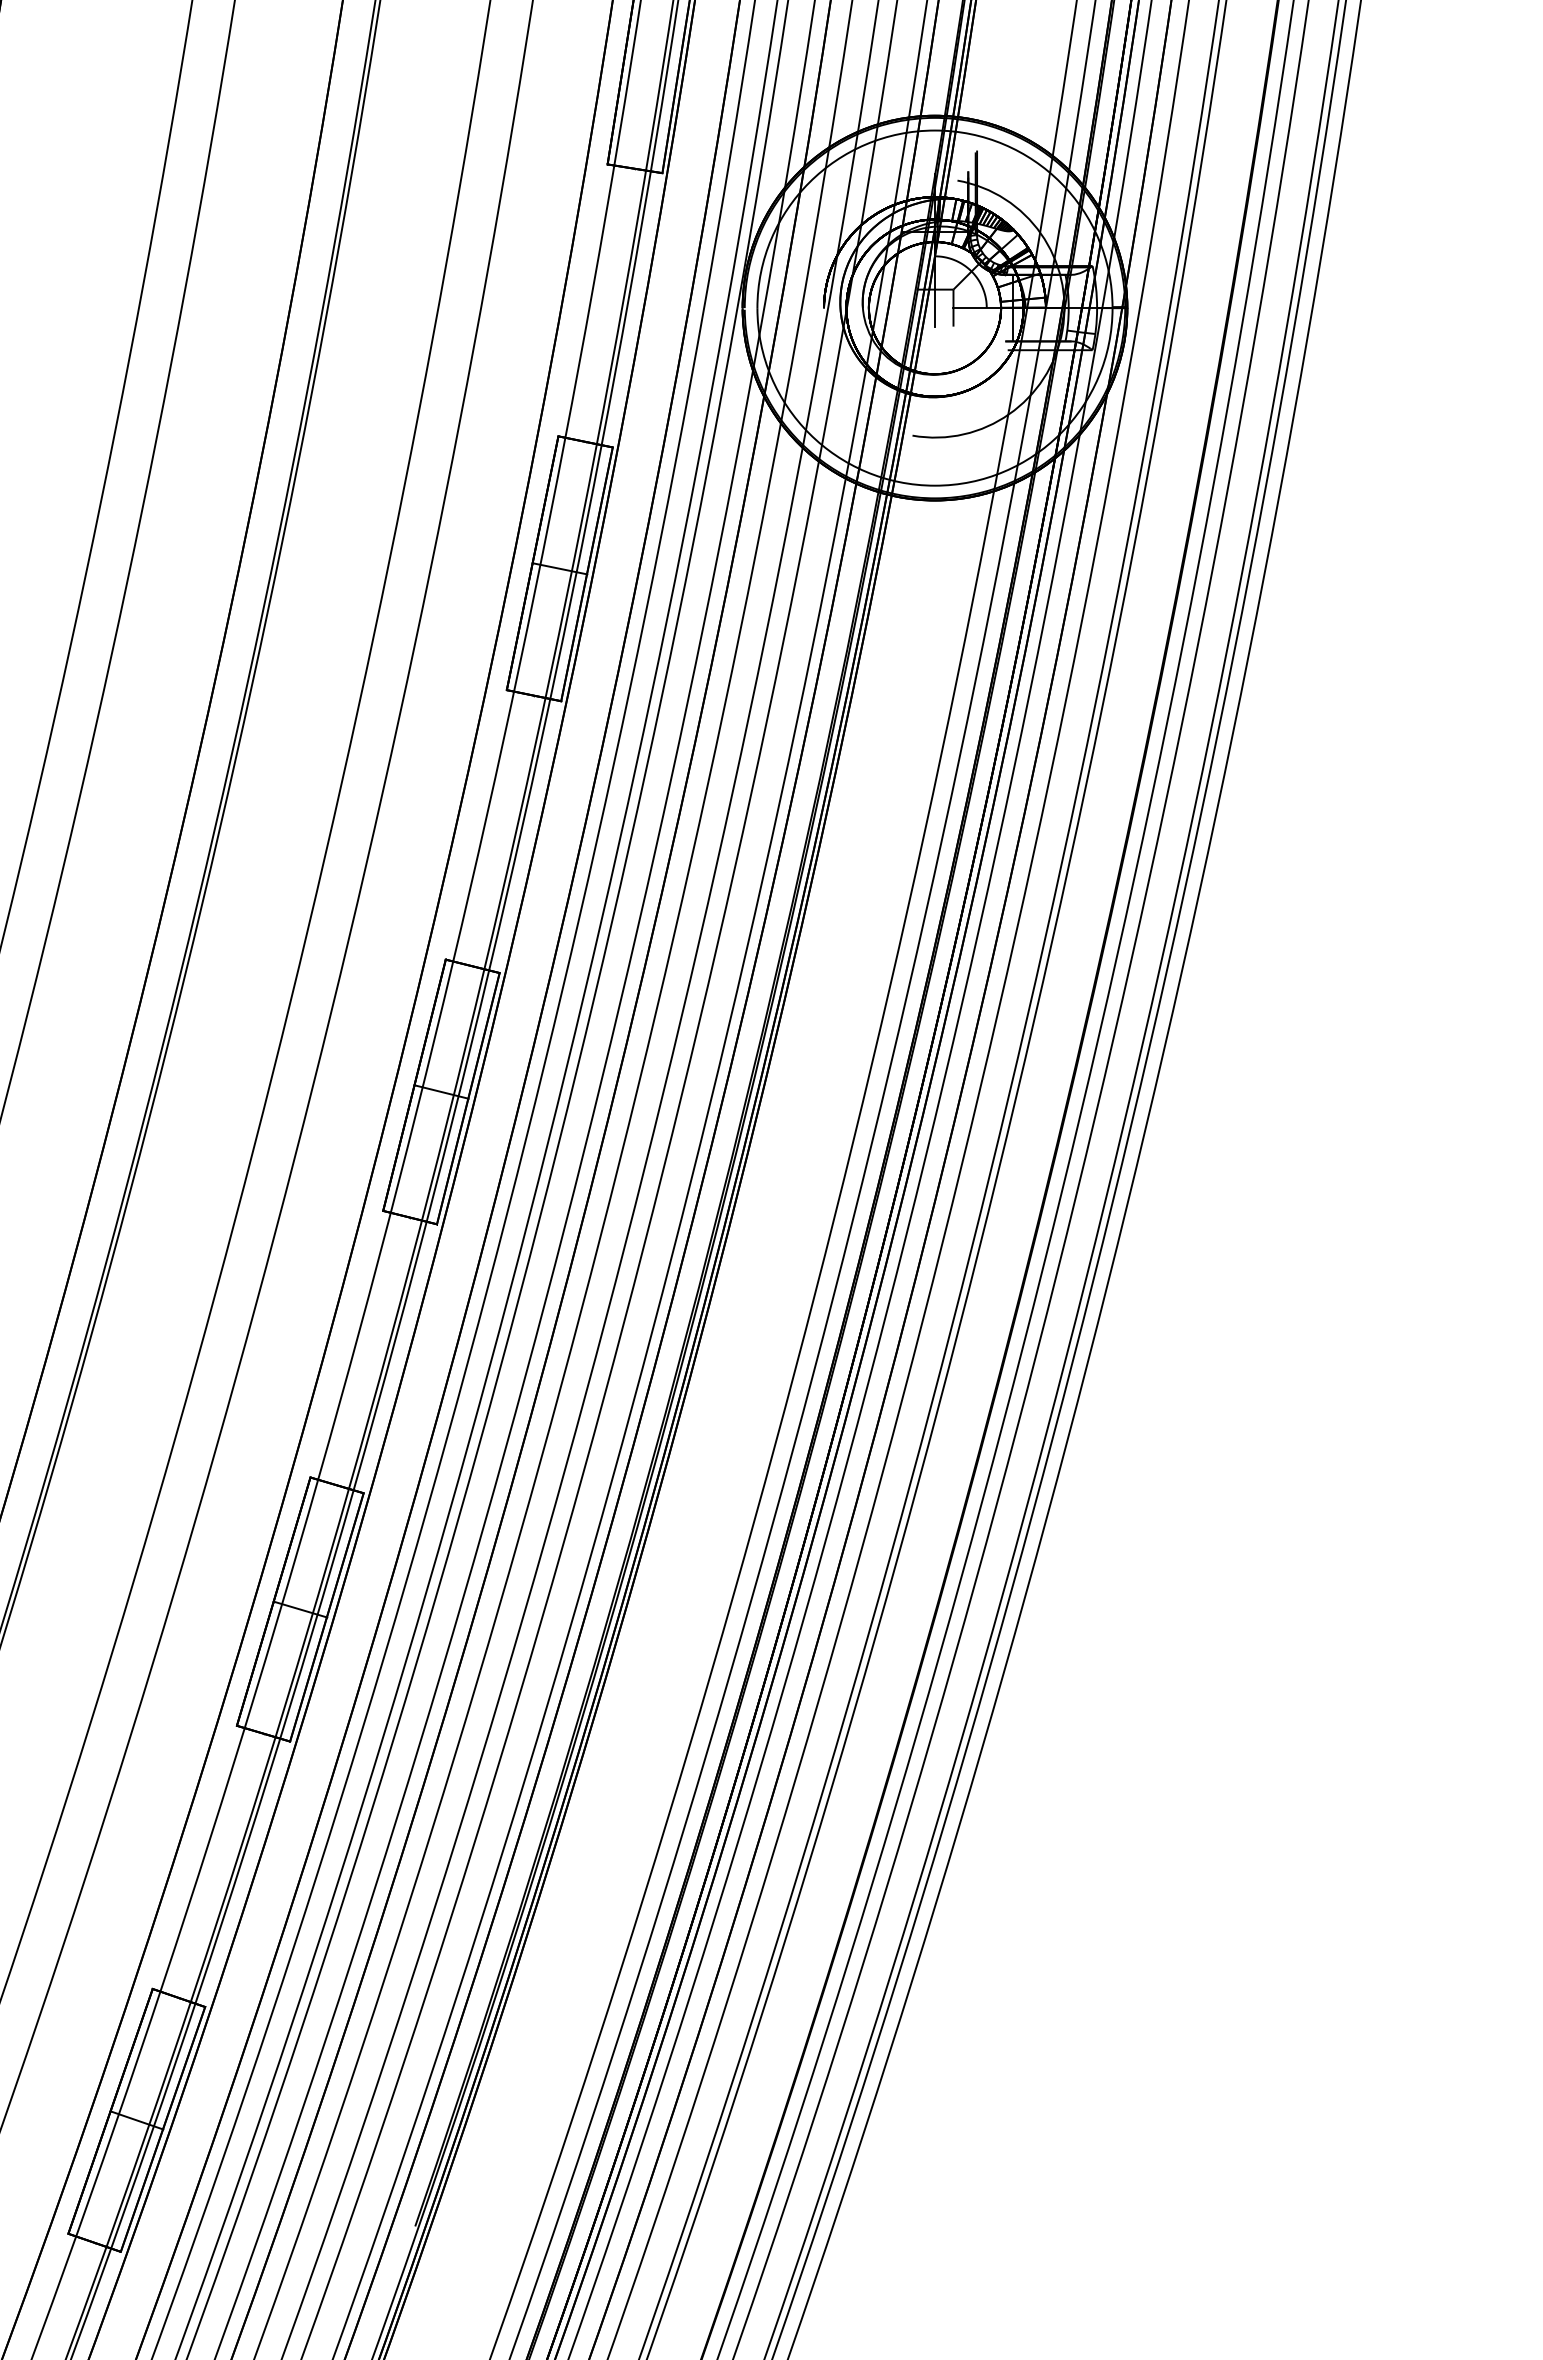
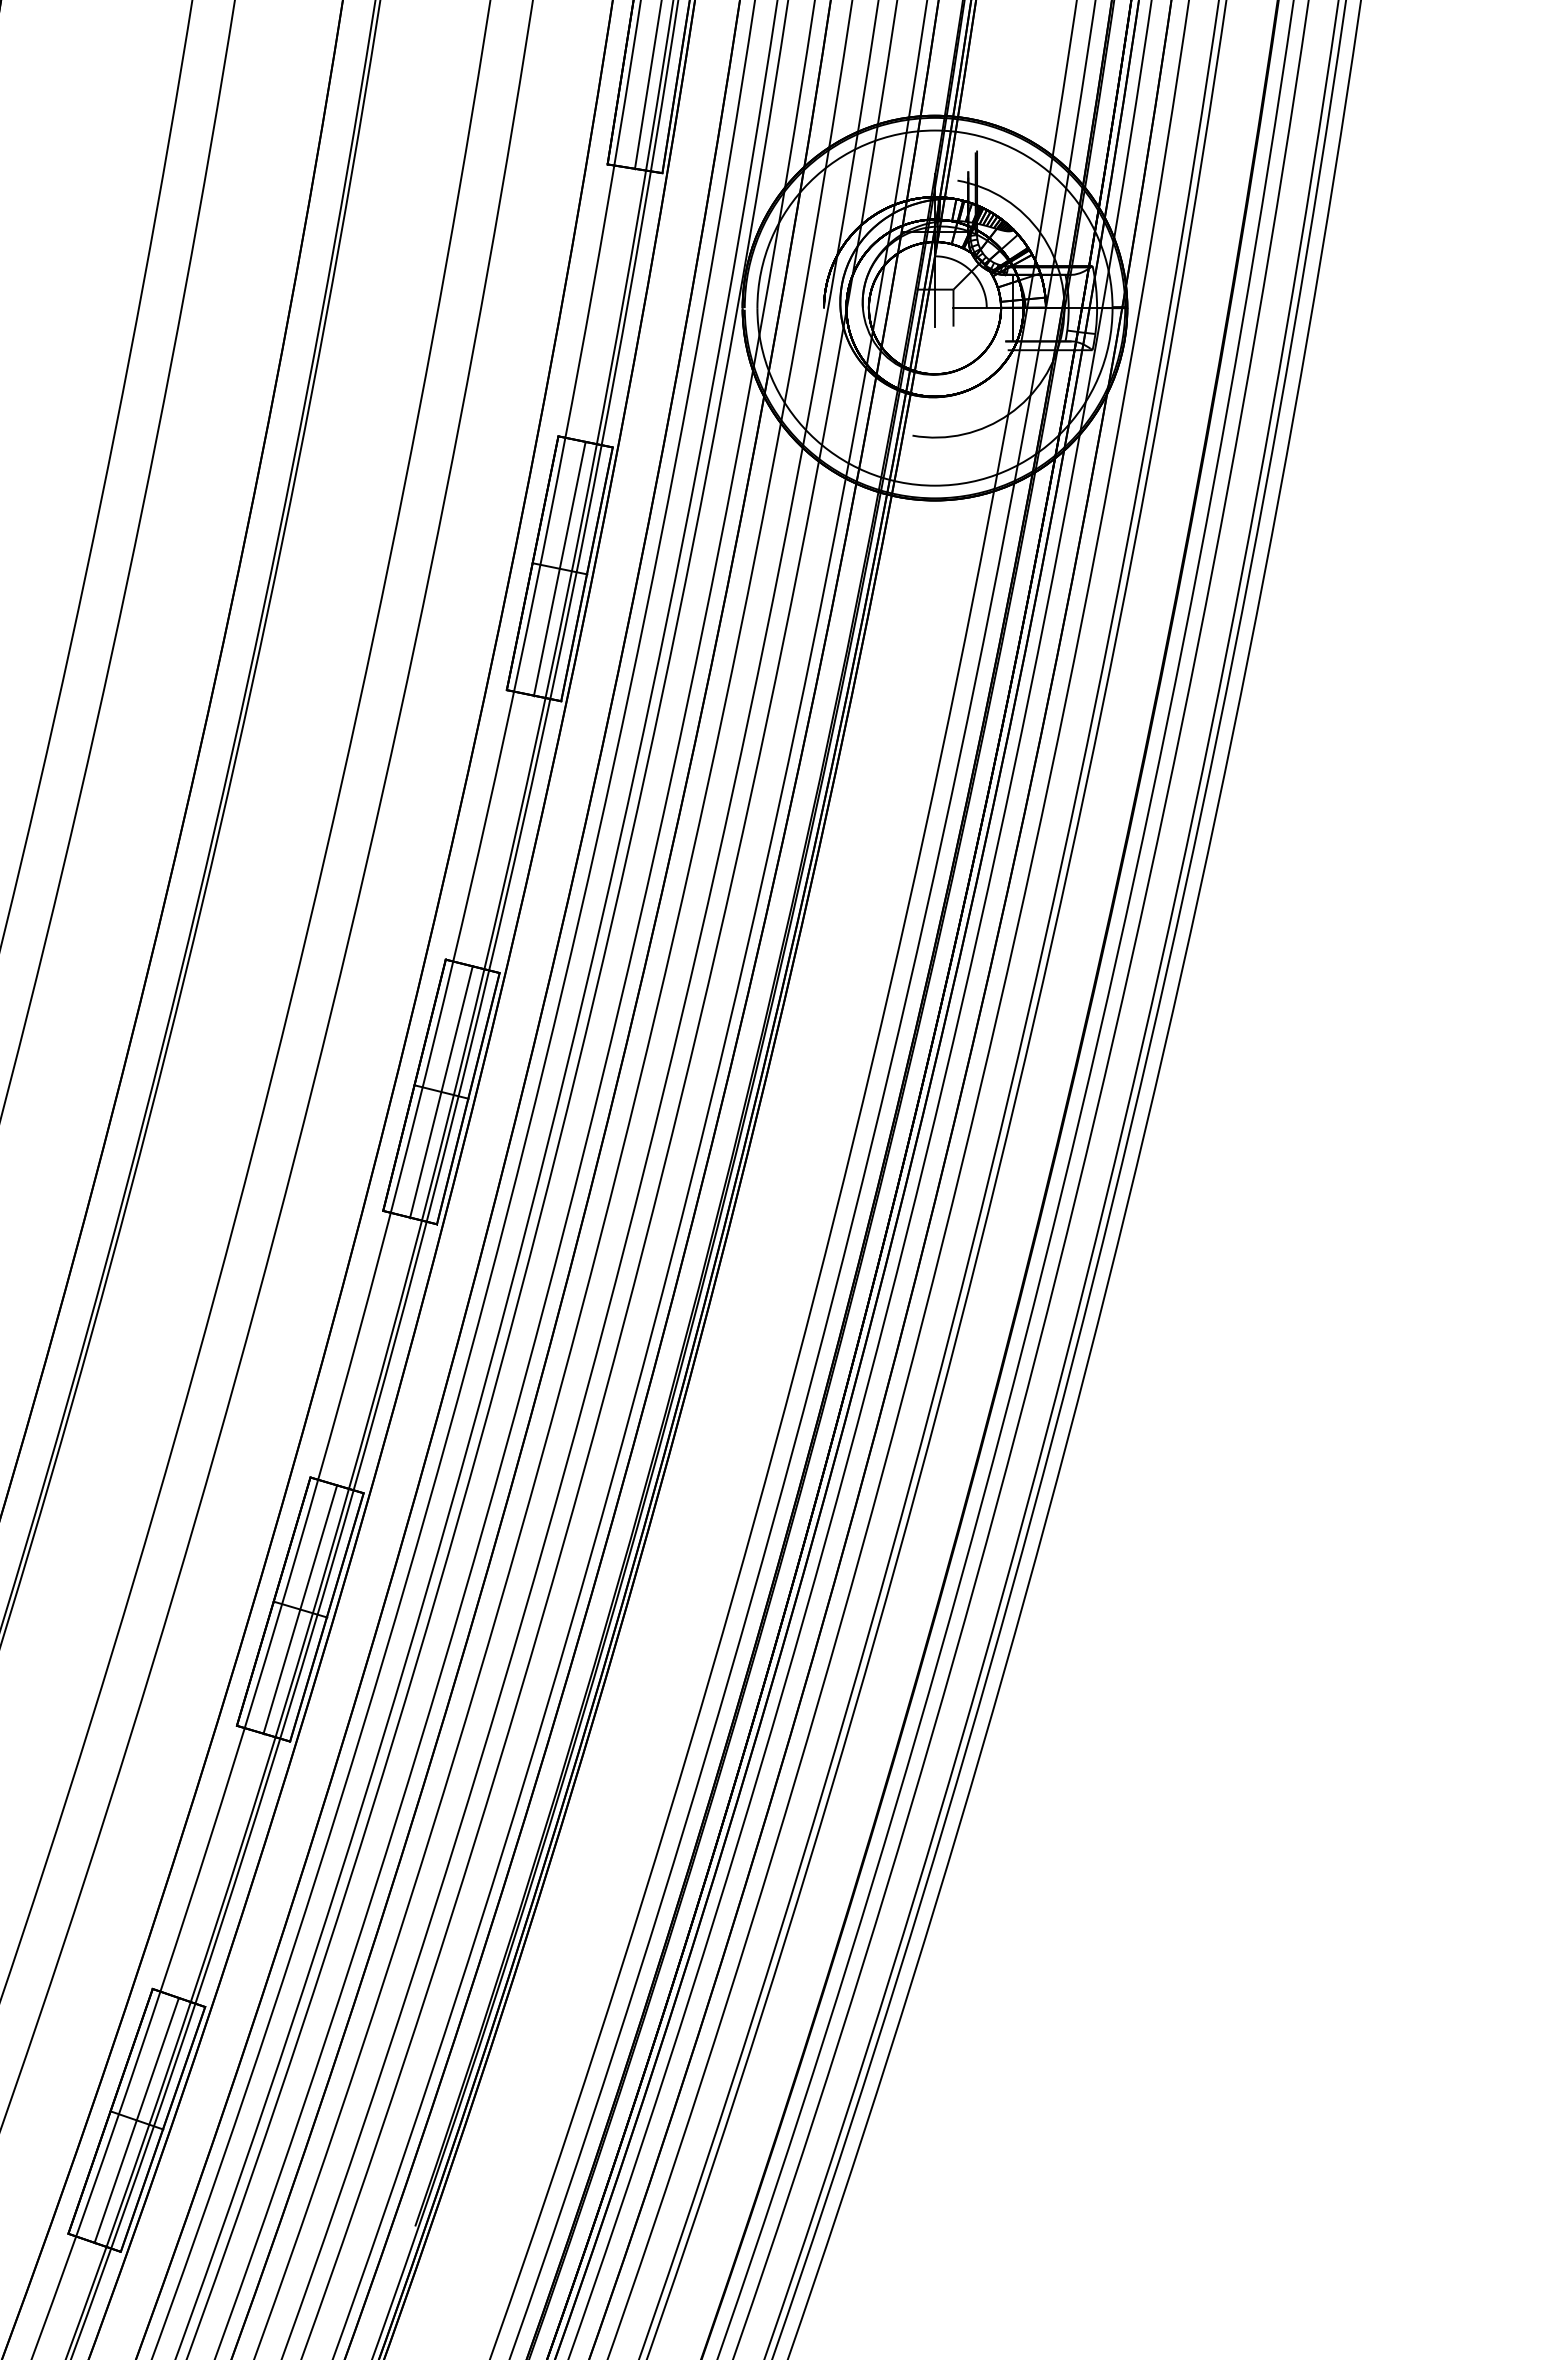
line: none -> present (647, 85)
line: none -> present (559, 568)
line: none -> present (441, 1091)
line: none -> present (300, 1609)
line: none -> present (136, 2120)
